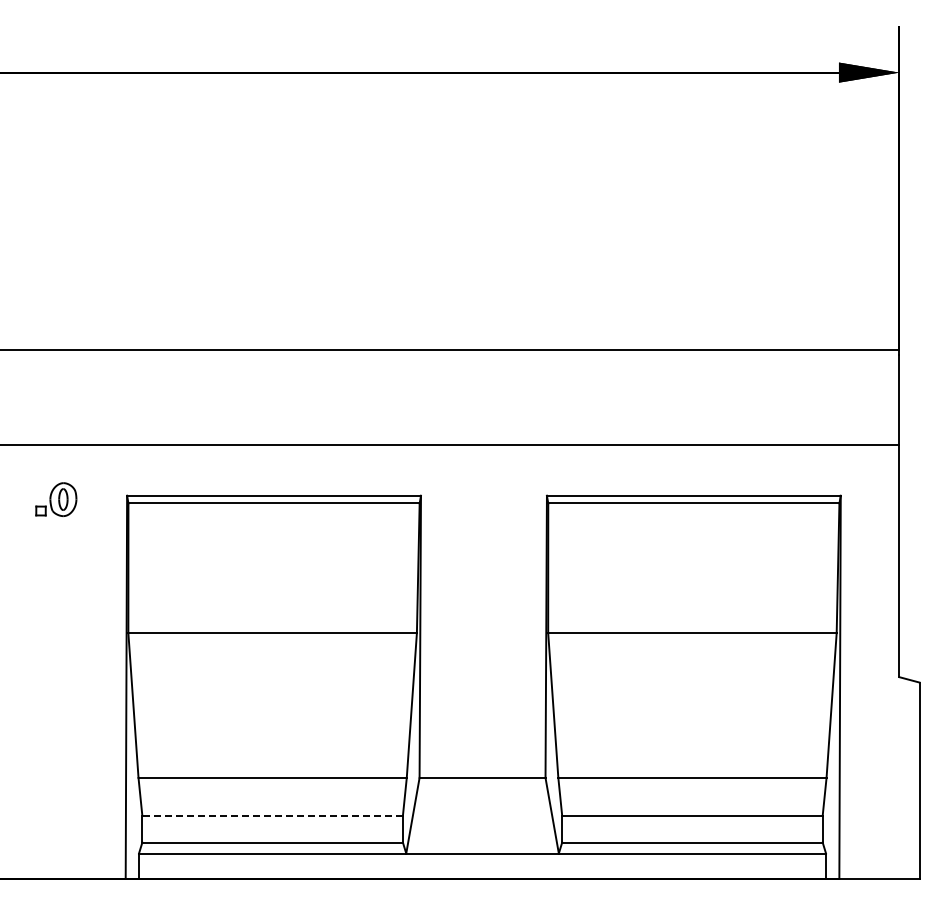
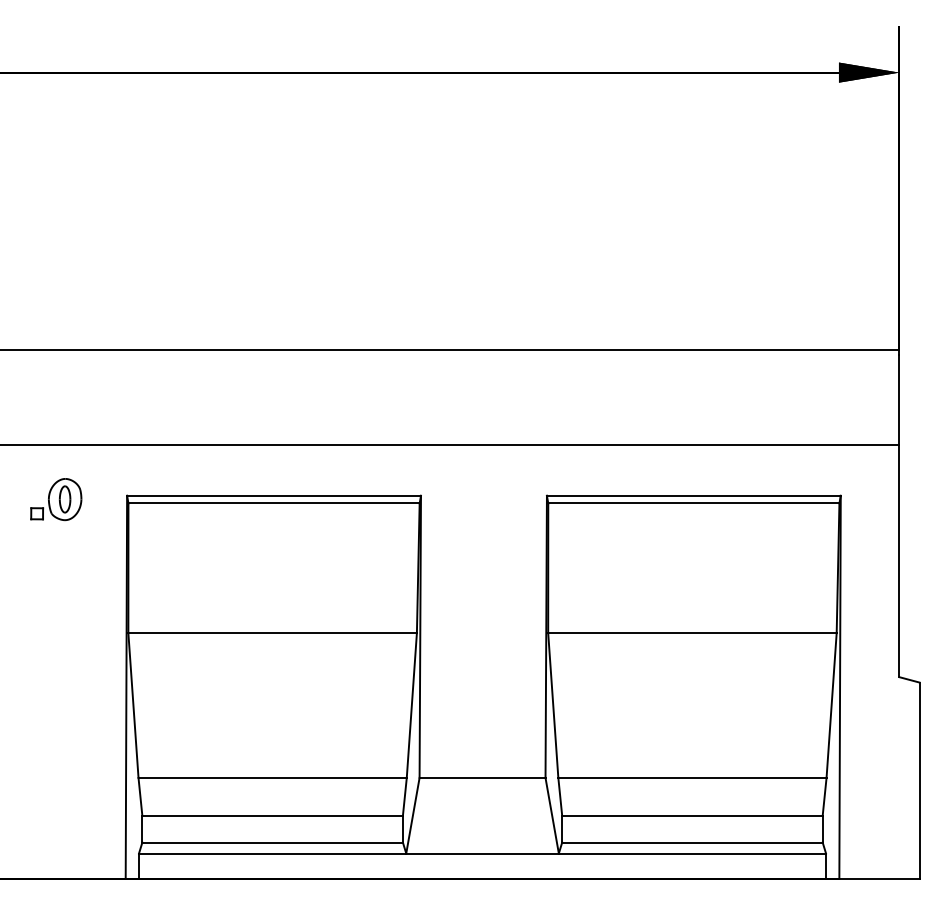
part size: 43x35 px -> 53x44 px (56, 499)
line: dashed -> solid (272, 815)
